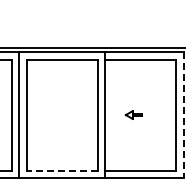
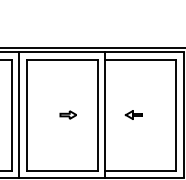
part: none -> present (67, 114)
line: dashed -> solid (183, 115)
line: dashed -> solid (61, 170)
